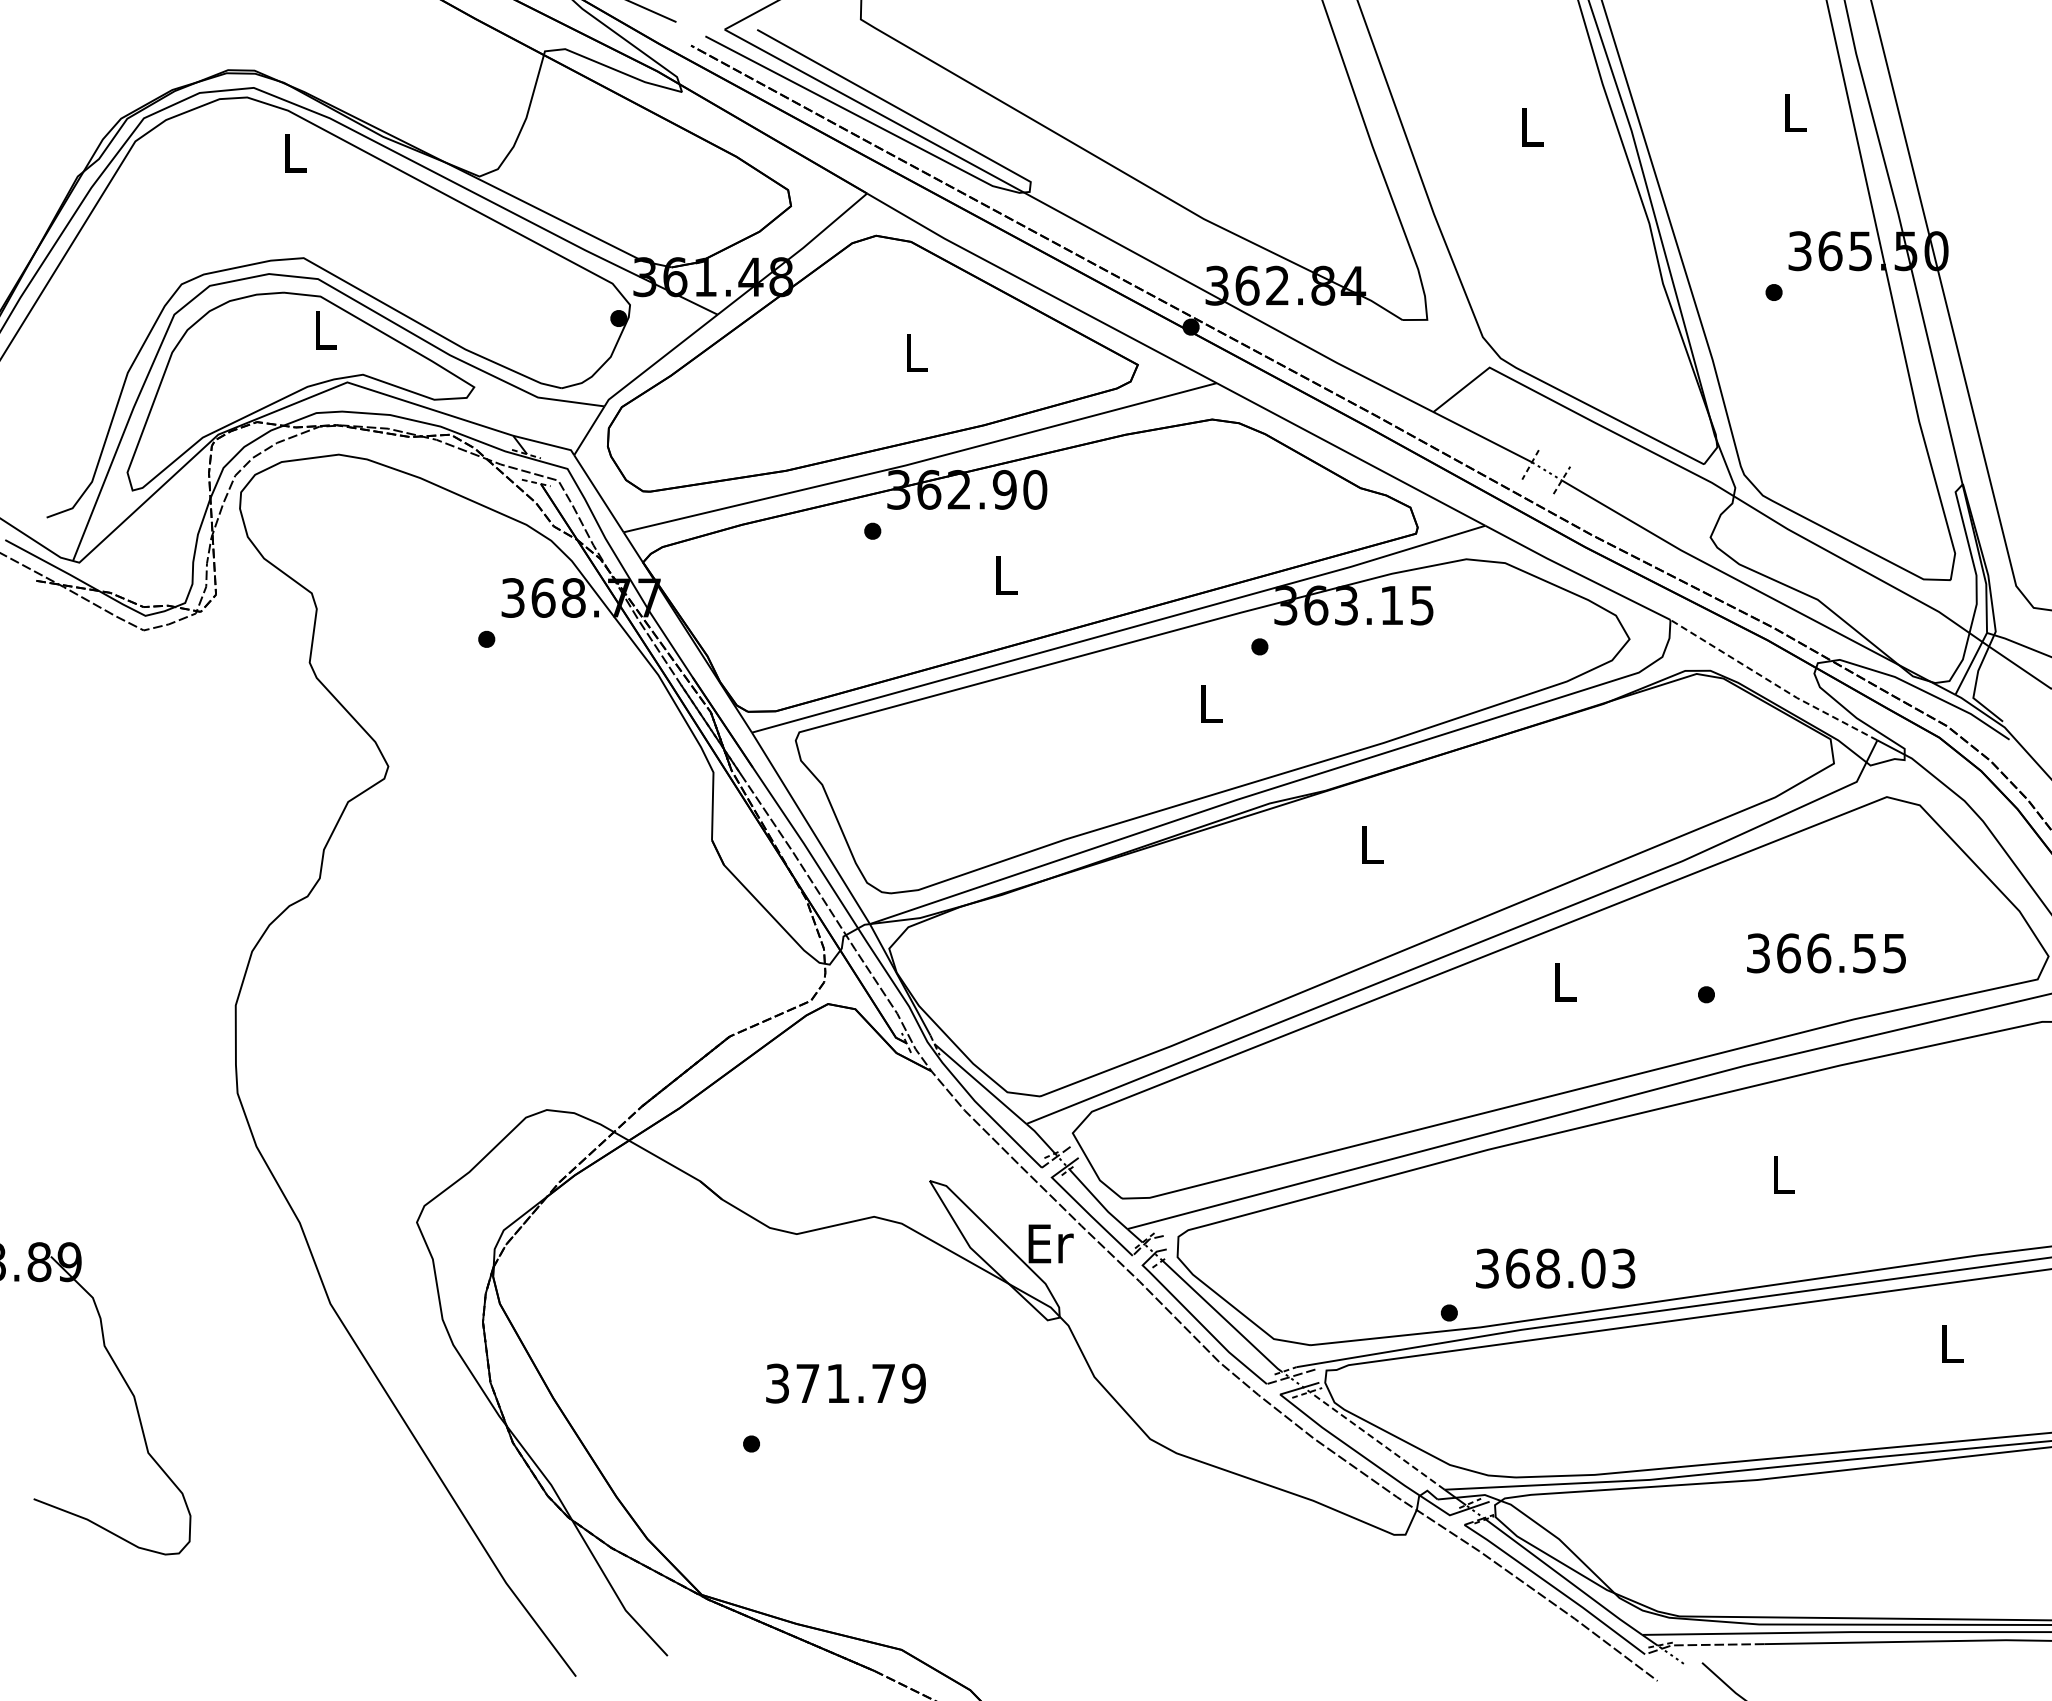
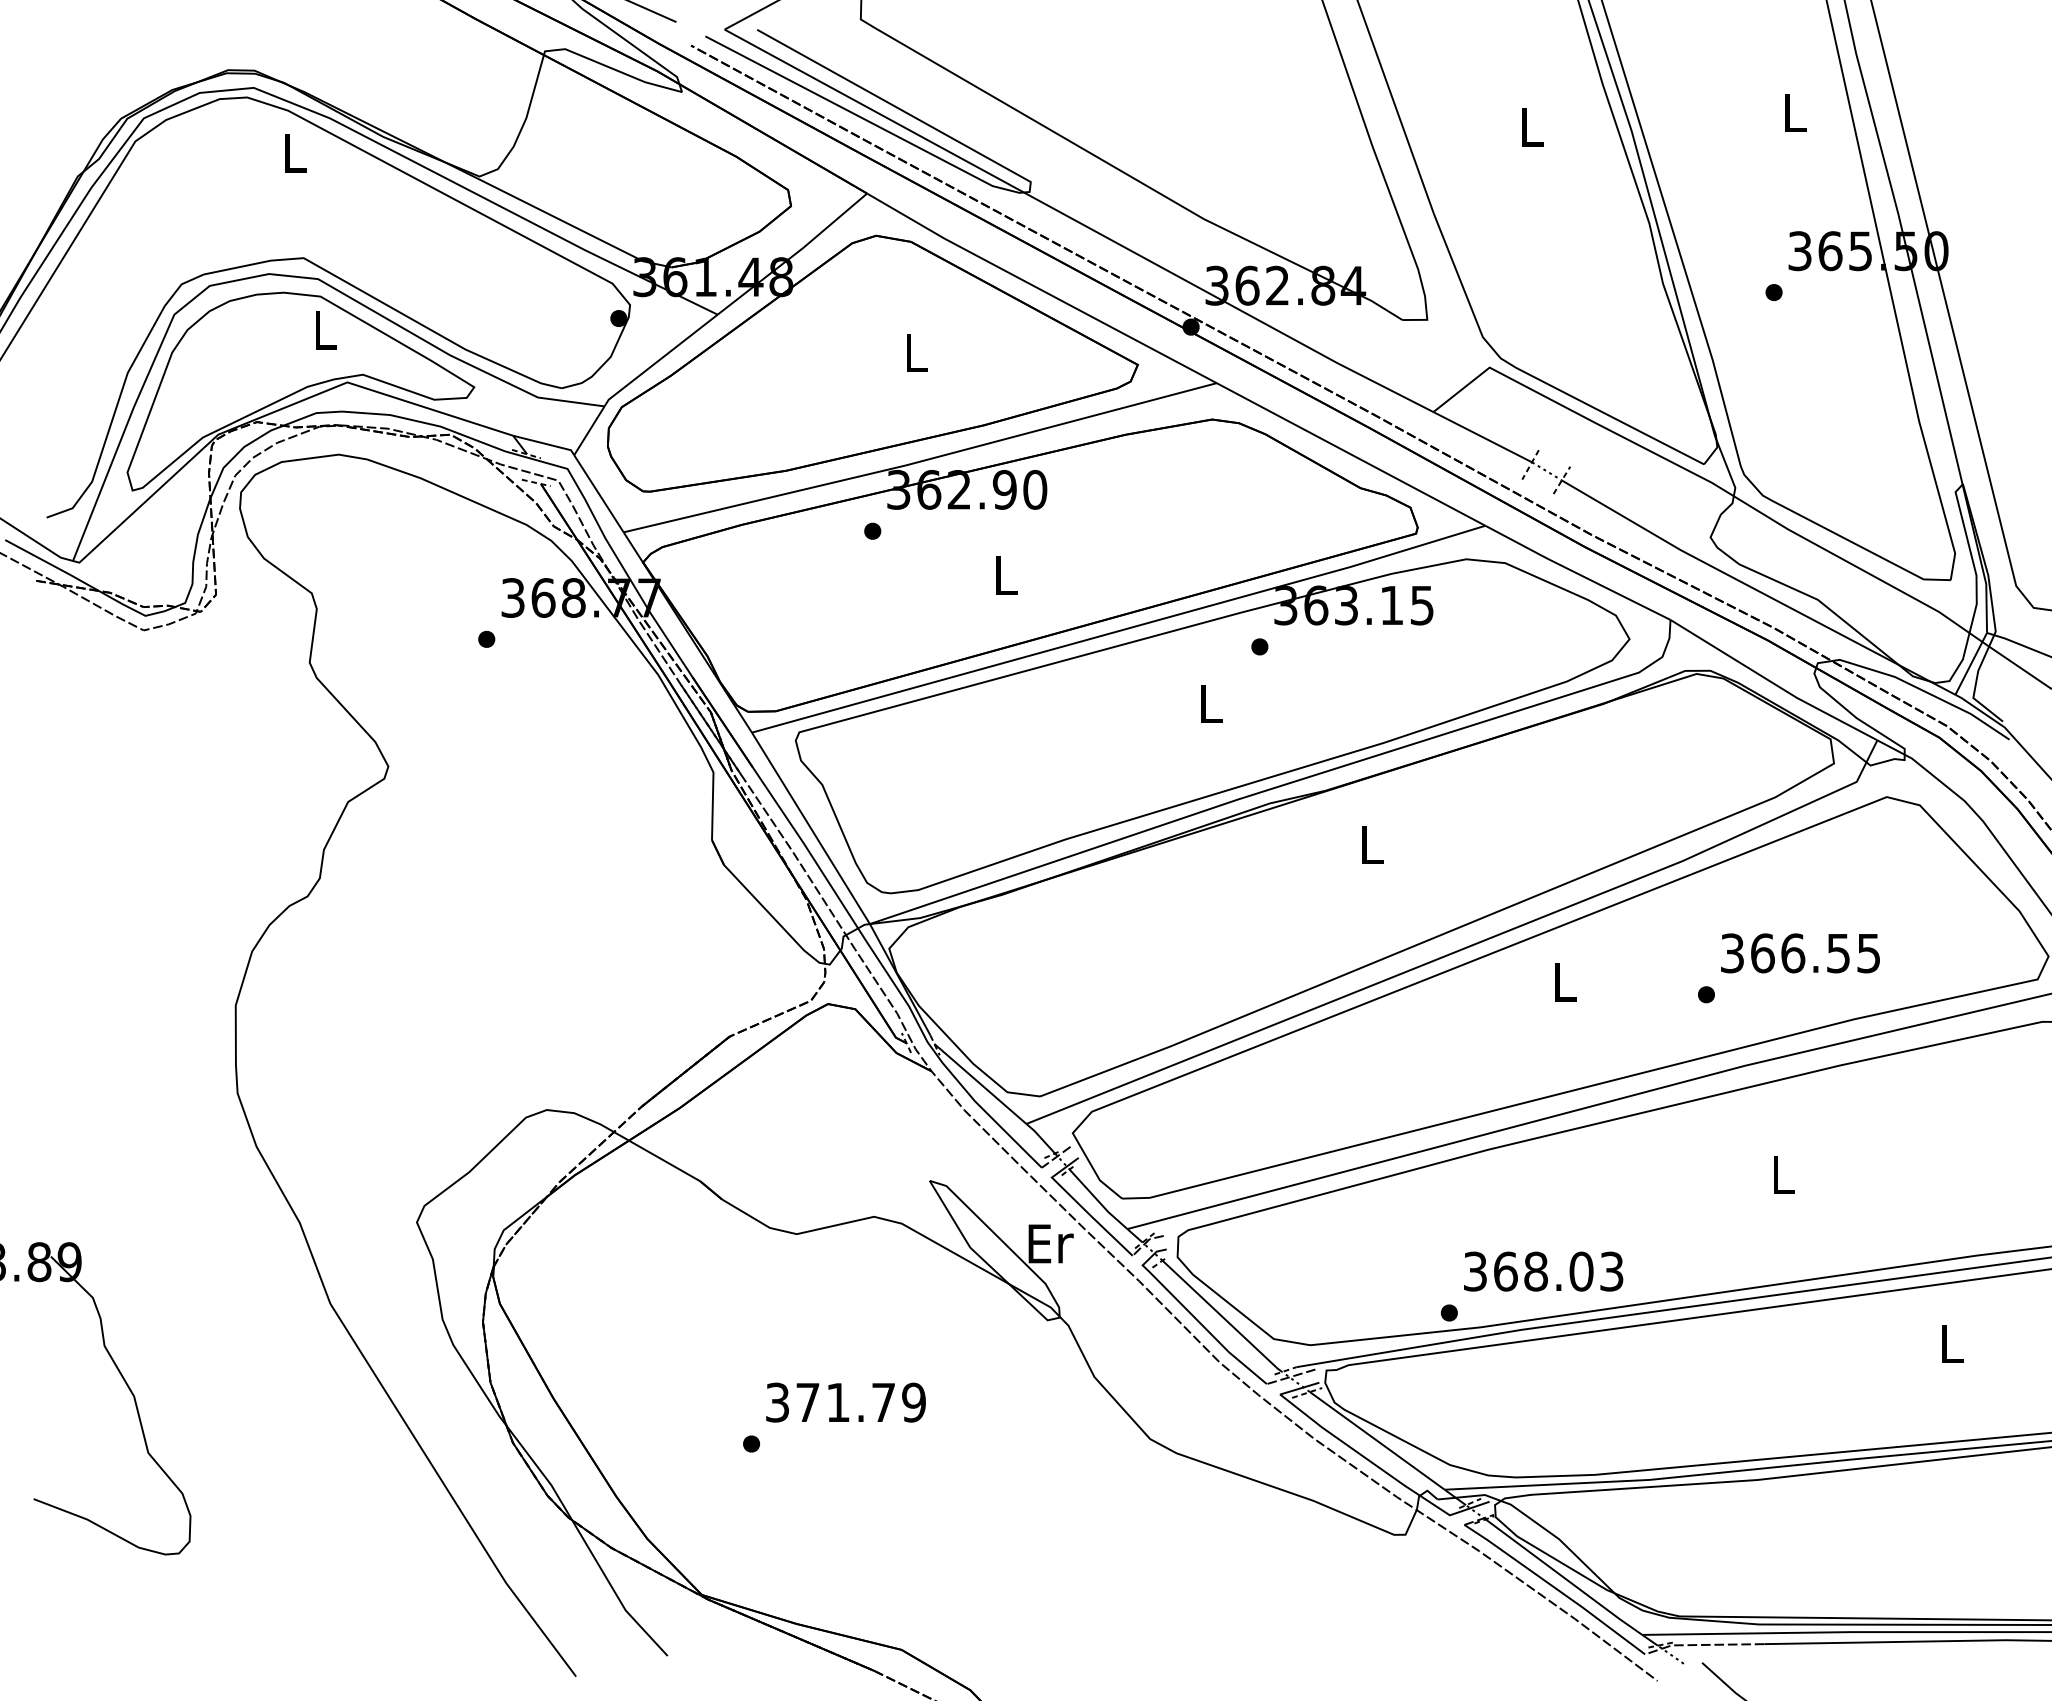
line: dashed -> solid (1772, 682)
text position: (1826, 953) -> (1800, 953) (1800, 953)
text position: (1555, 1268) -> (1543, 1271) (1543, 1271)
text position: (845, 1383) -> (845, 1402) (845, 1402)
line: dashed -> solid (1376, 1440)
